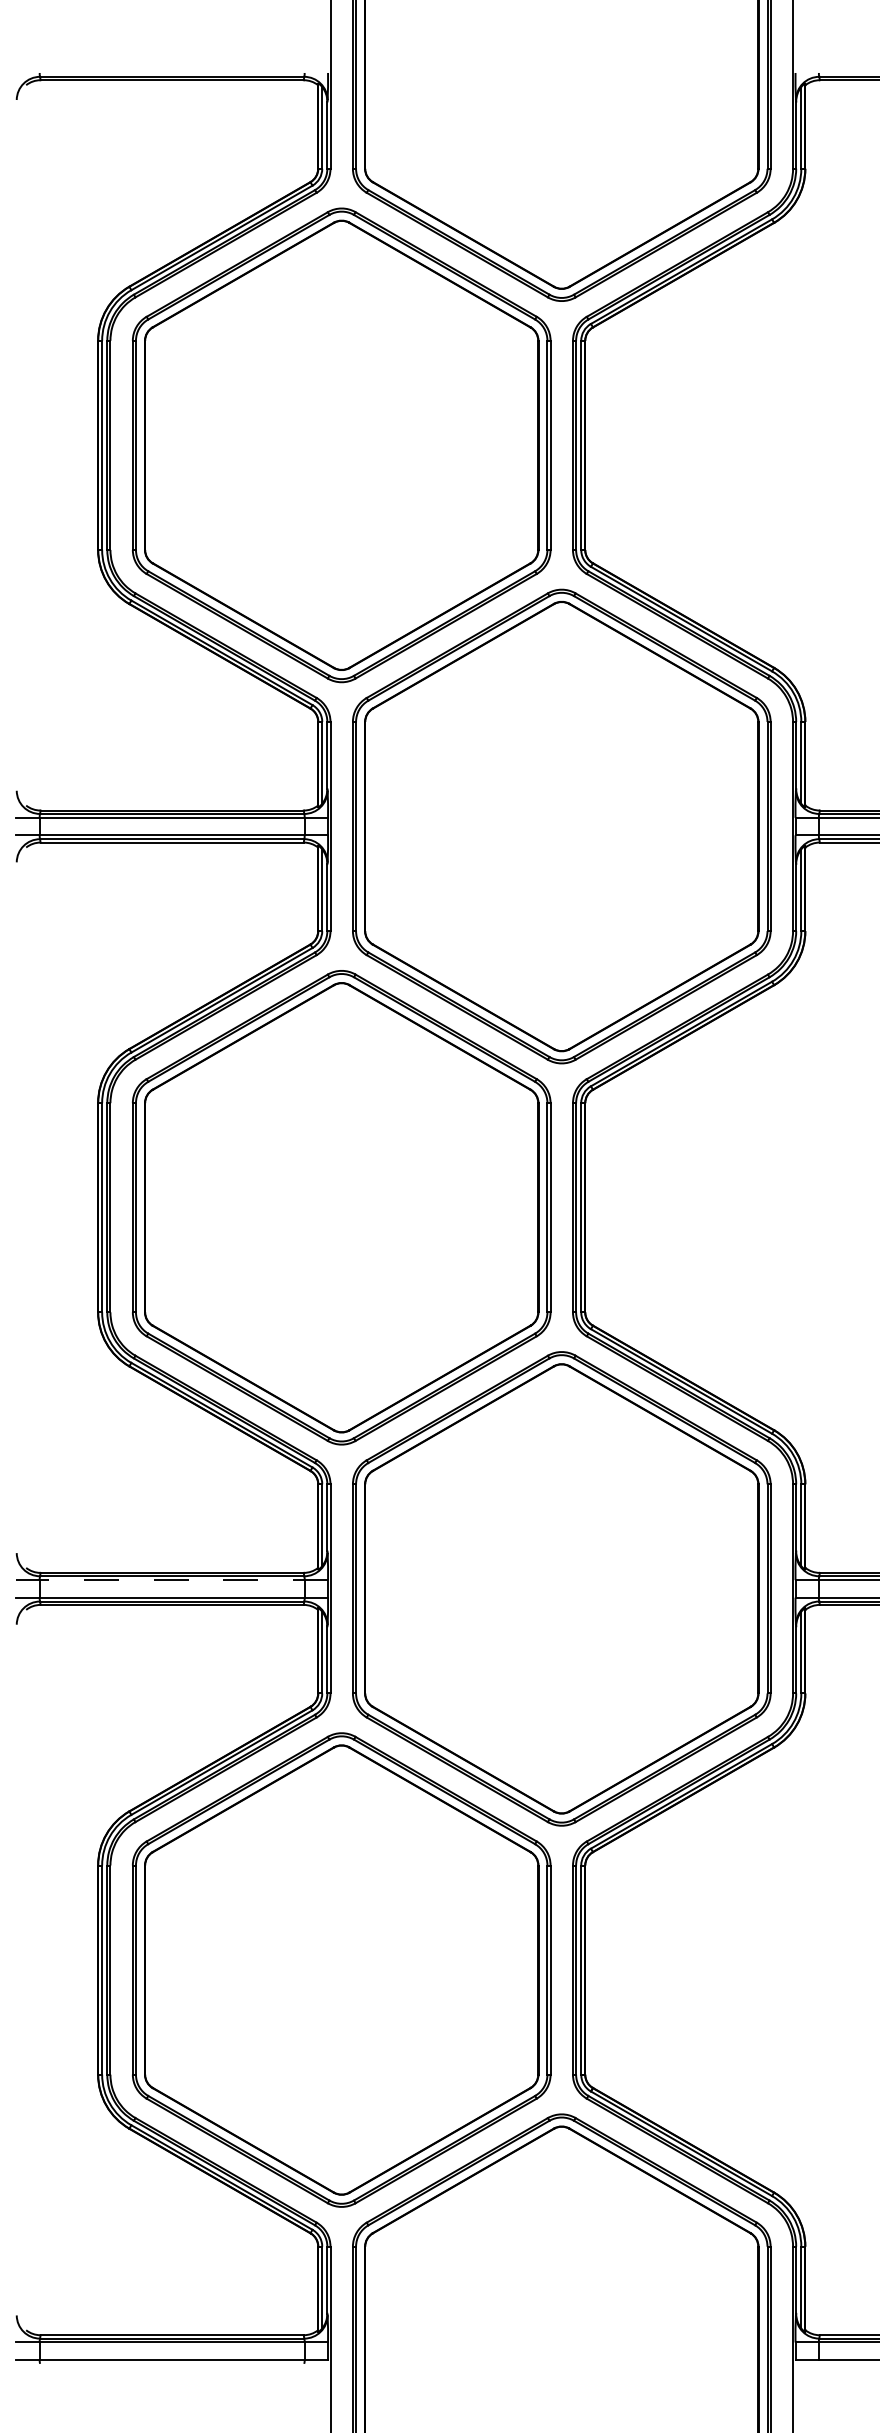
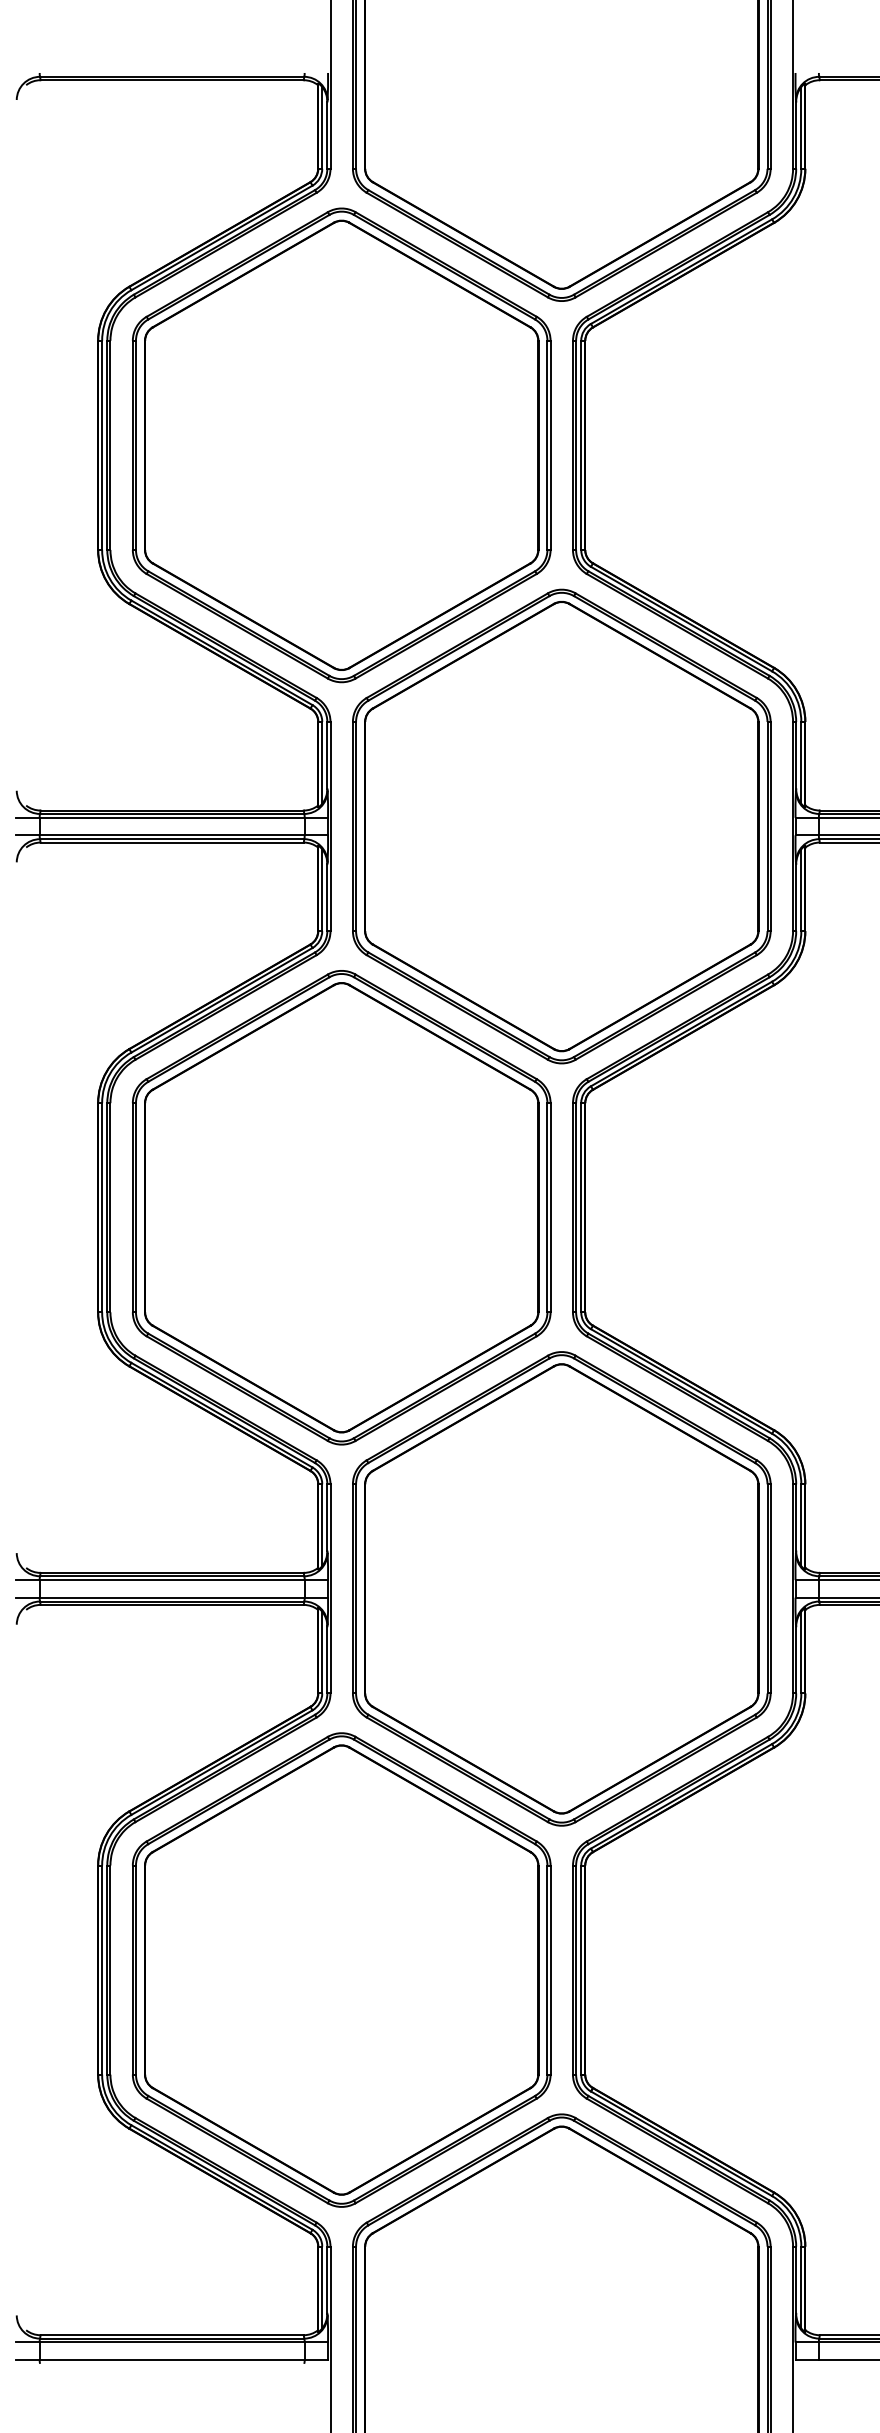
line: dashed -> solid (172, 1580)
